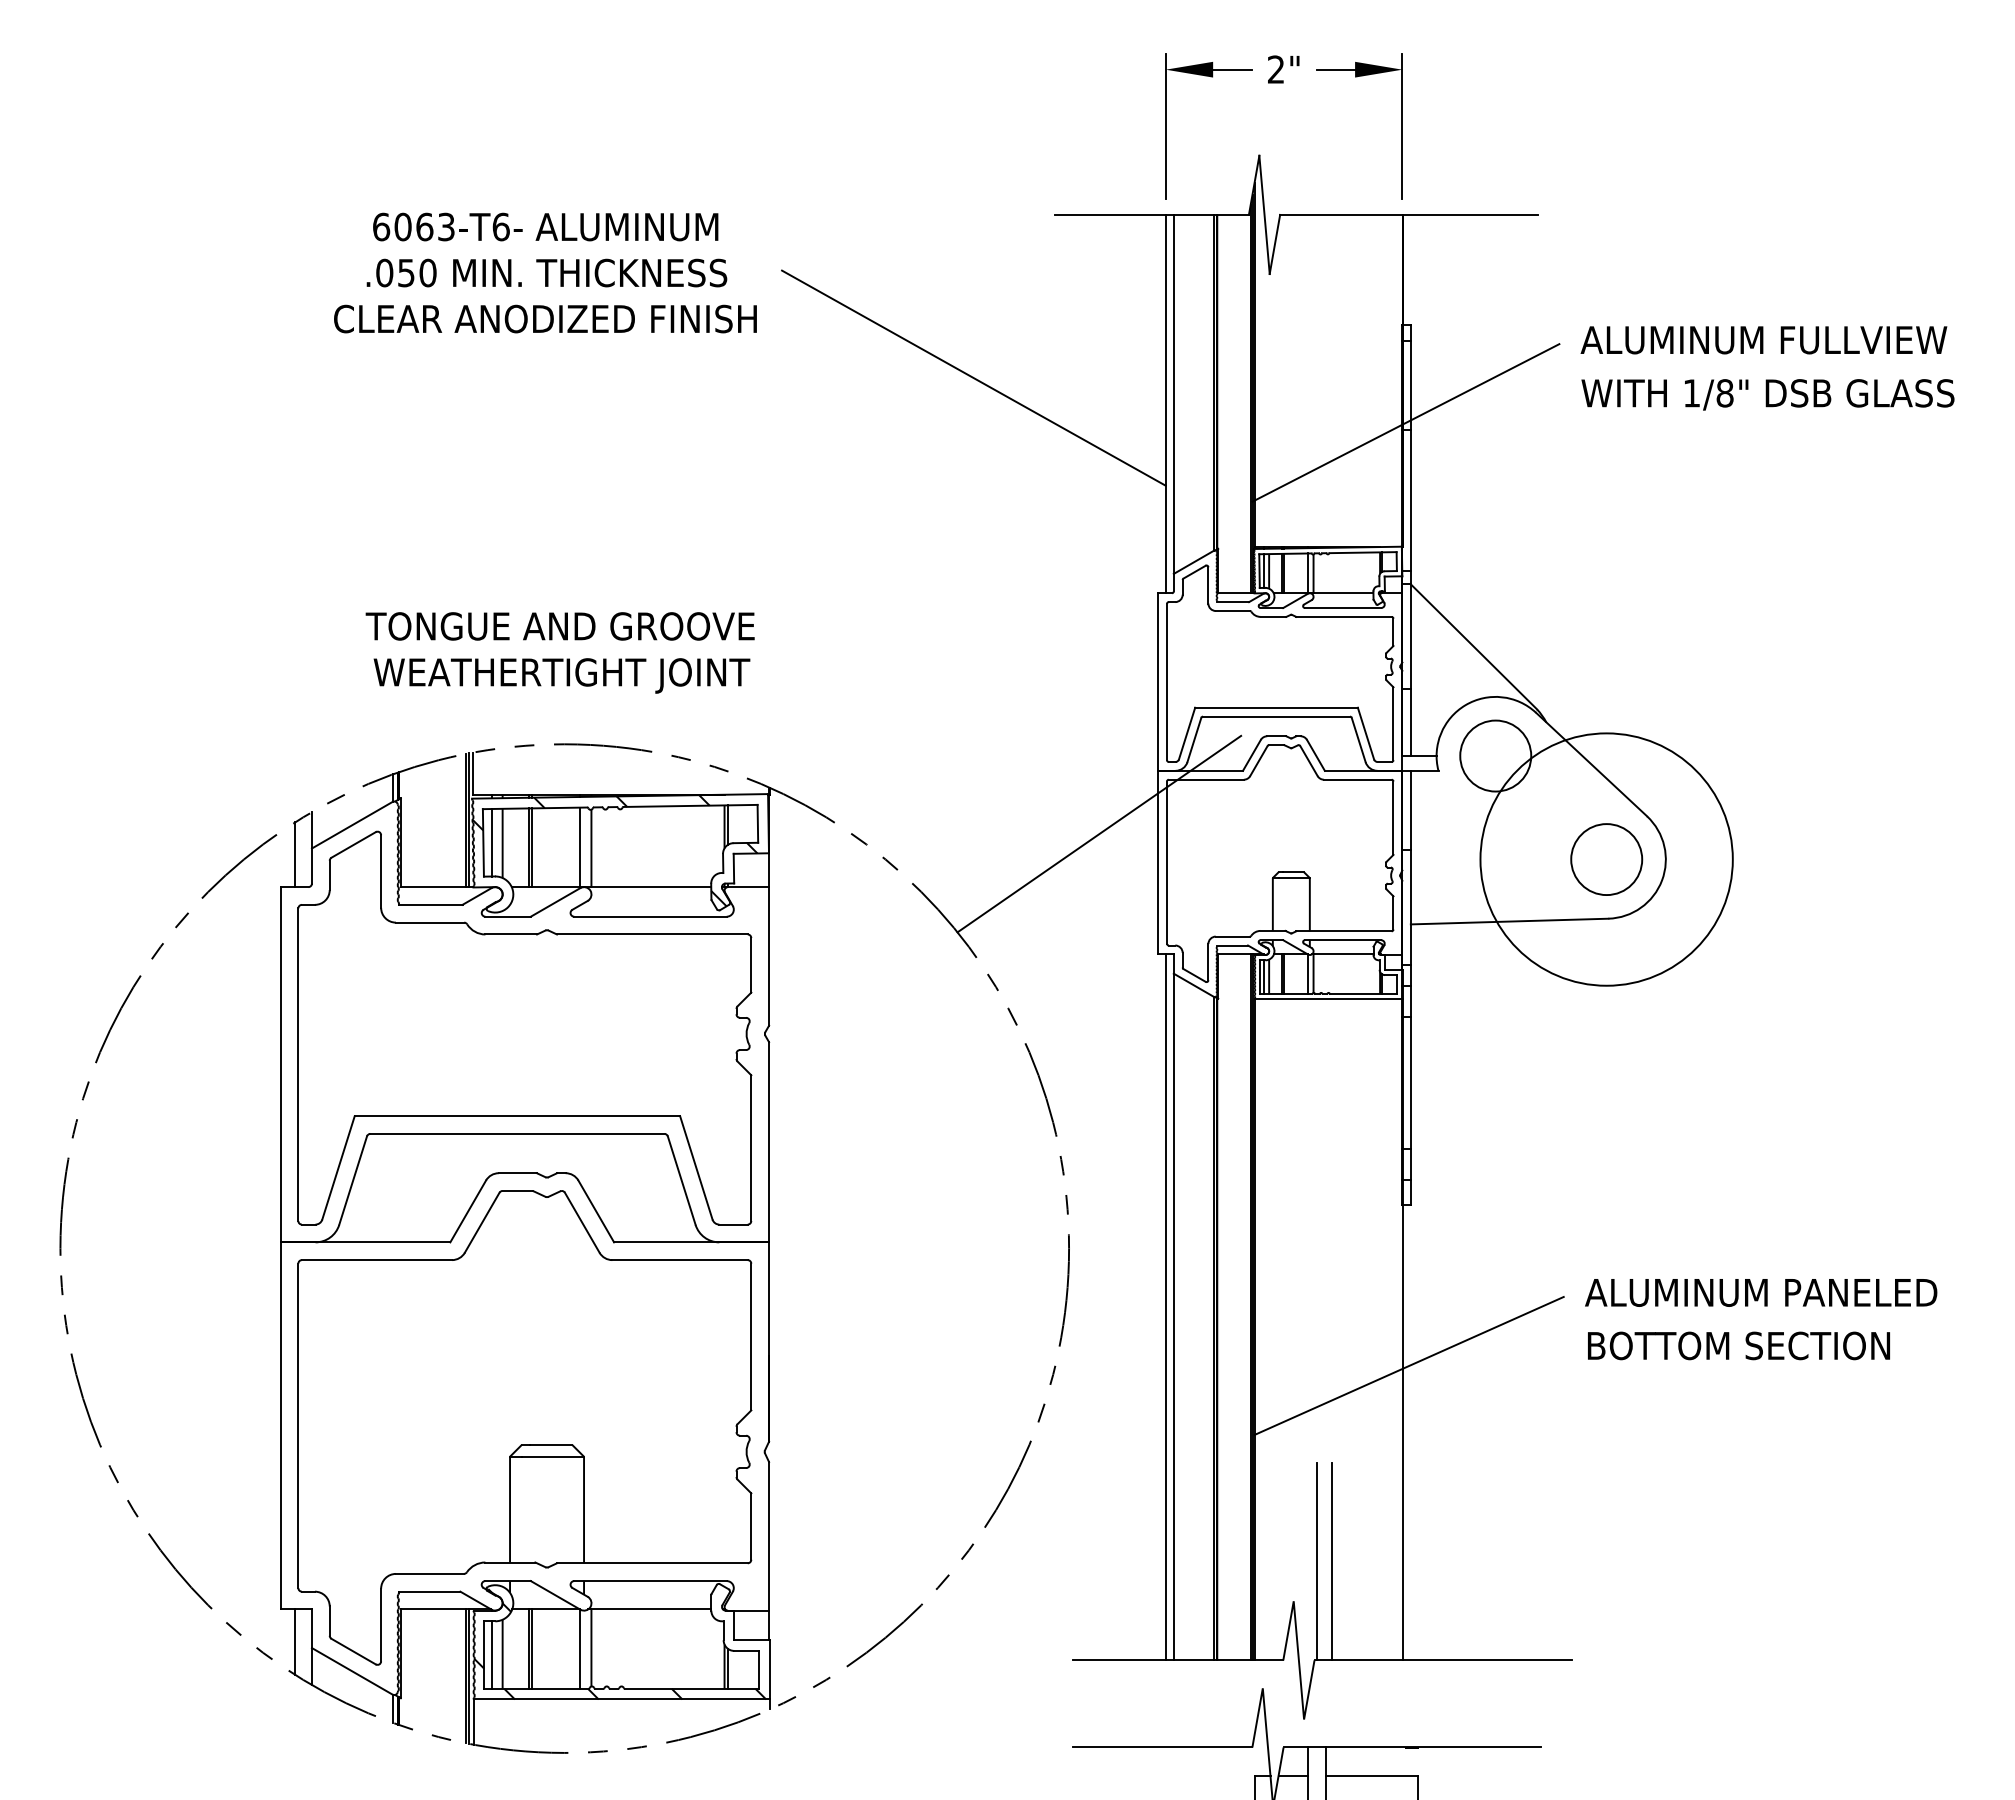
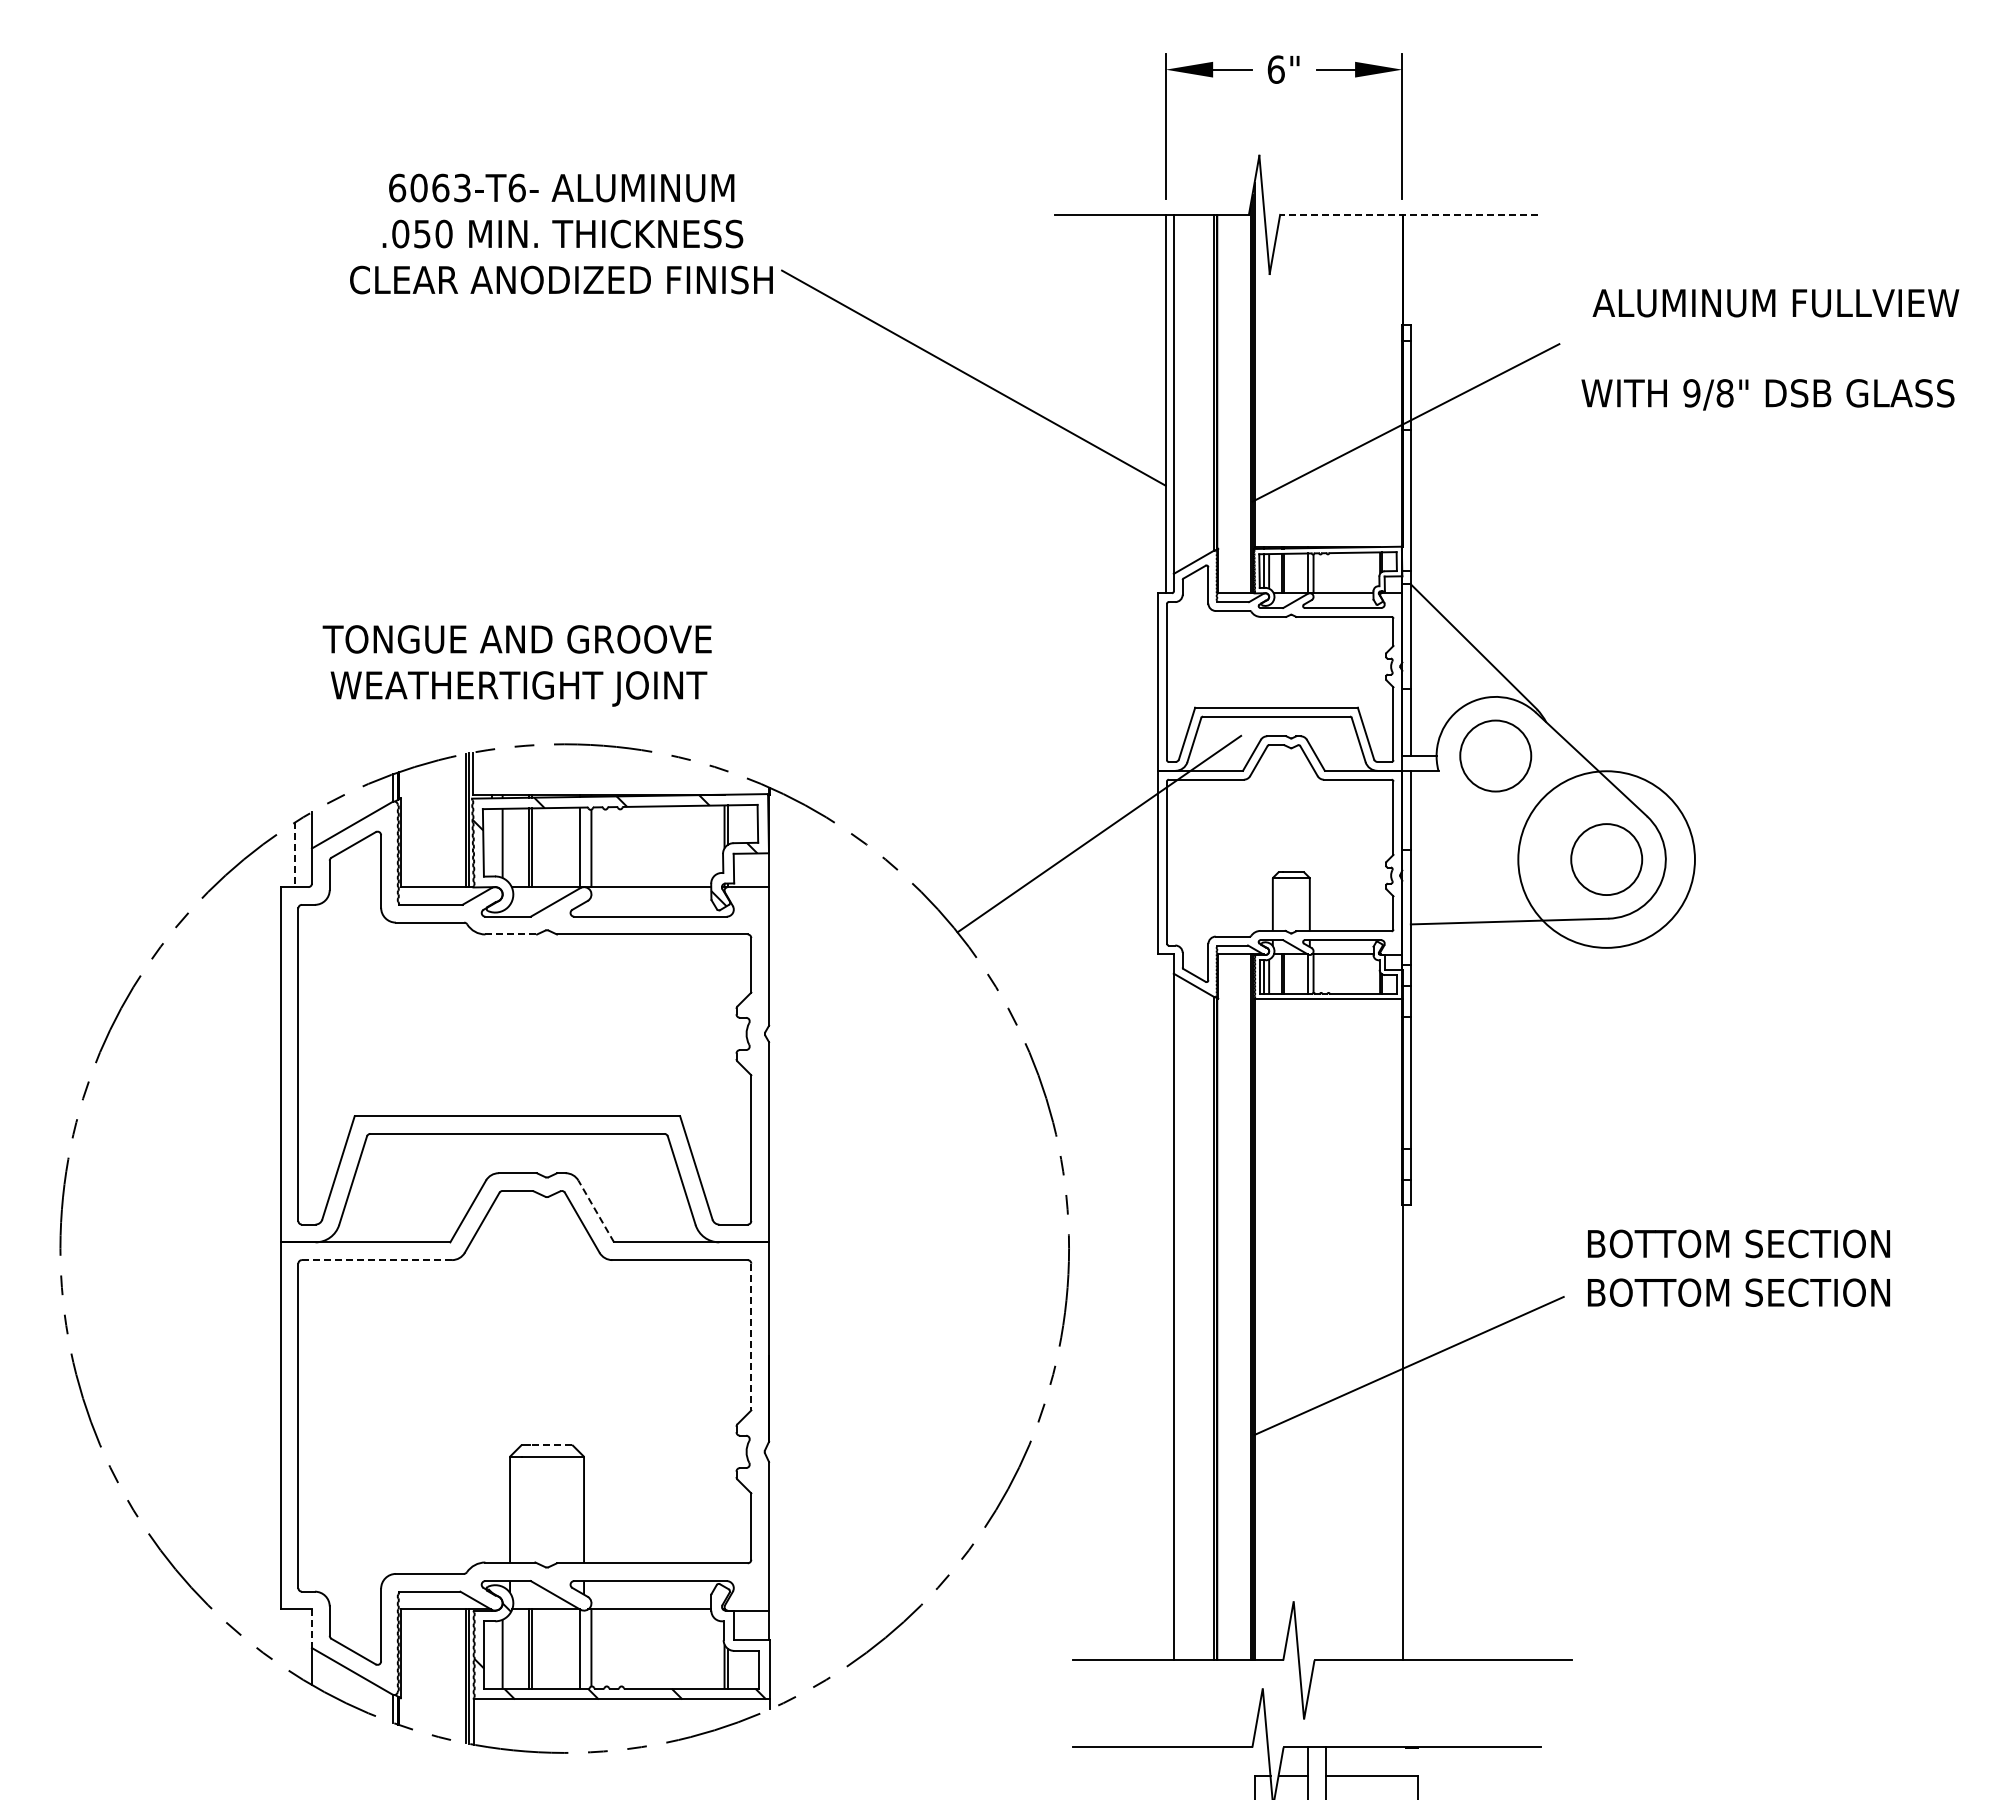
text: 2" -> 6" (1275, 69)
line: solid -> dashed (1408, 214)
text position: (545, 272) -> (561, 233) (561, 233)
text position: (1763, 340) -> (1775, 303) (1775, 303)
text: 1/8" -> 9/8" (1691, 393)
text position: (559, 652) -> (516, 665) (516, 665)
line: present -> none (491, 842)
line: solid -> dashed (295, 855)
circle diameter: 252 px -> 177 px (1606, 859)
line: solid -> dashed (511, 934)
line: solid -> dashed (596, 1211)
line: solid -> dashed (376, 1260)
text: ALUMINUM PANELED -> BOTTOM SECTION (1761, 1292)
line: present -> none (1165, 1307)
line: solid -> dashed (751, 1337)
text position: (1738, 1345) -> (1738, 1243) (1738, 1243)
line: solid -> dashed (551, 1444)
line: present -> none (1317, 1561)
line: present -> none (1332, 1561)
line: solid -> dashed (311, 1629)
line: present -> none (295, 1641)
line: present -> none (491, 1654)
